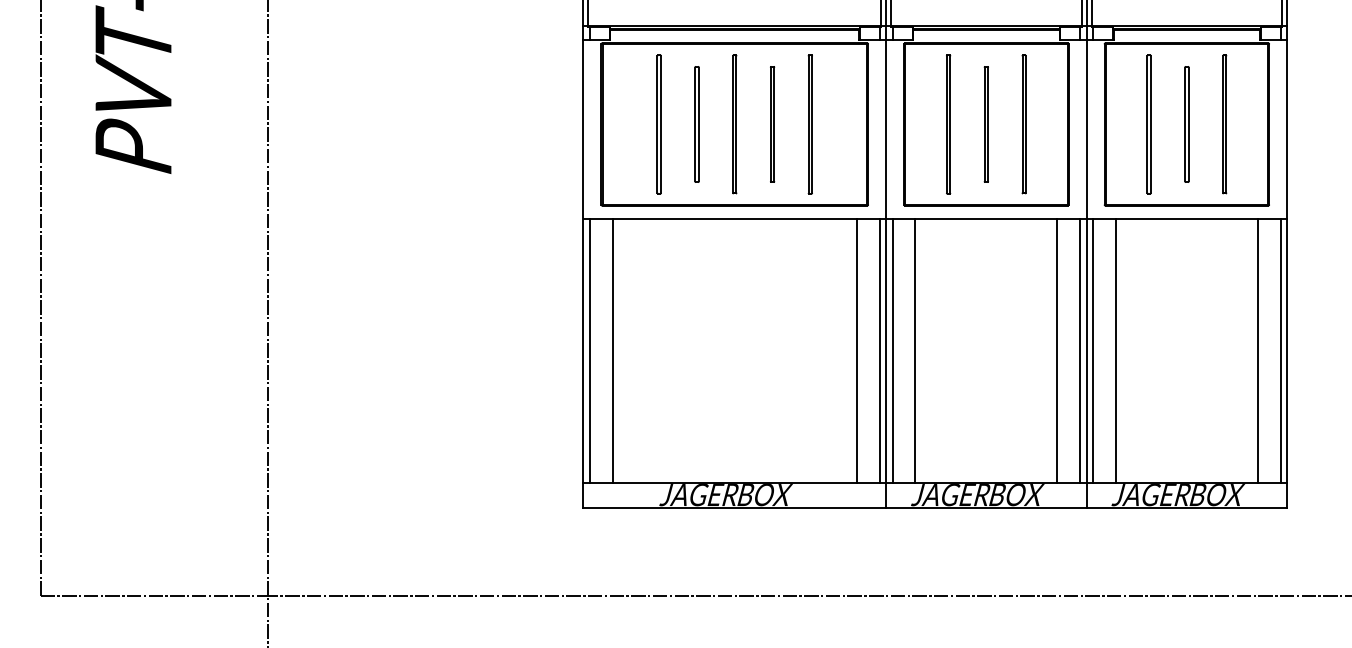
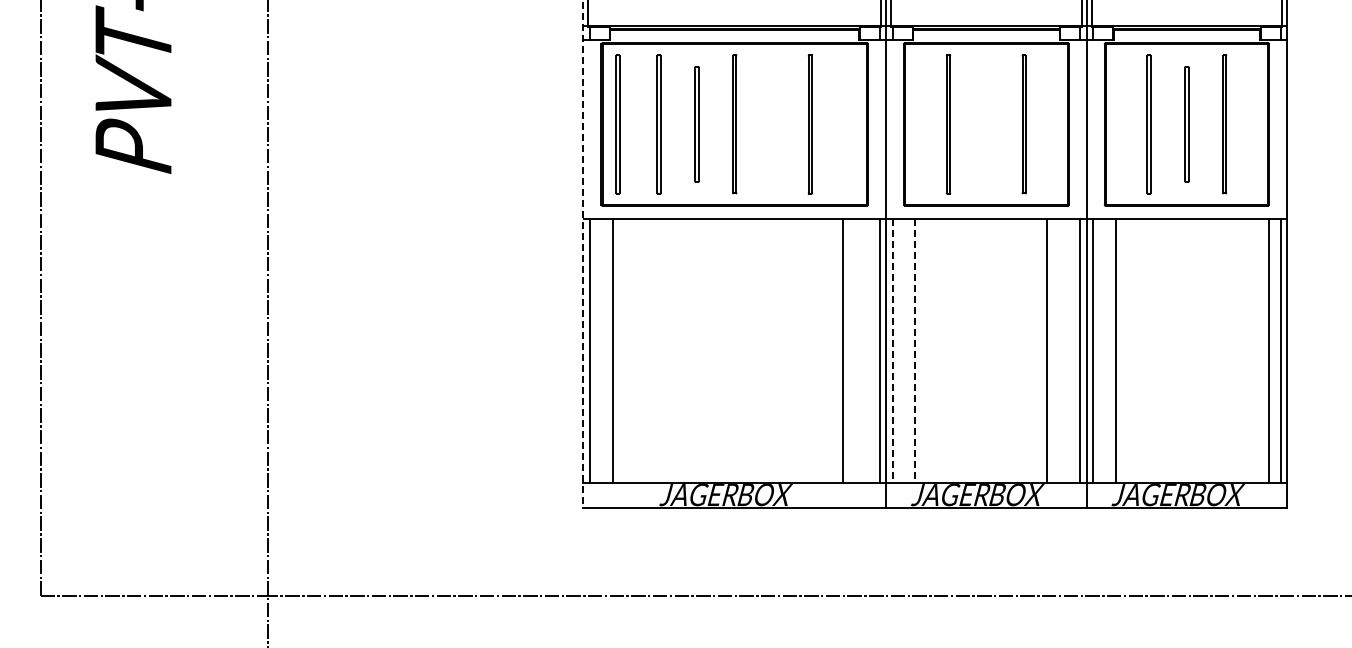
part: none -> present (617, 124)
part: present -> none (772, 124)
part: present -> none (985, 124)
line: solid -> dashed (583, 253)
line position: (856, 350) -> (842, 350) (842, 350)
line position: (1057, 350) -> (1047, 350) (1047, 350)
line position: (1257, 350) -> (1268, 350) (1268, 350)
line: solid -> dashed (892, 351)
line: solid -> dashed (915, 351)
